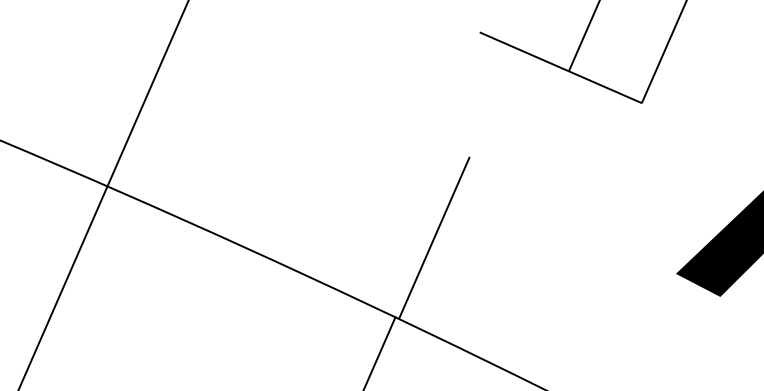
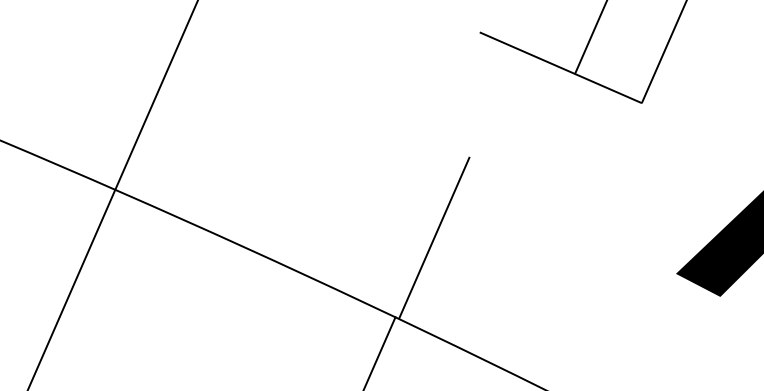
line position: (583, 36) -> (590, 38) (590, 38)
line position: (103, 194) -> (112, 194) (112, 194)
